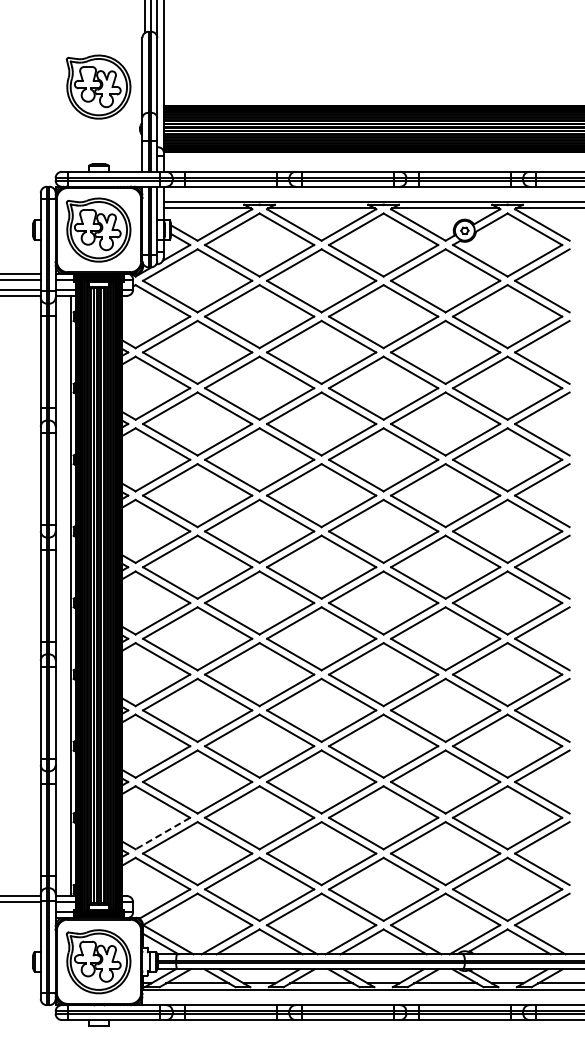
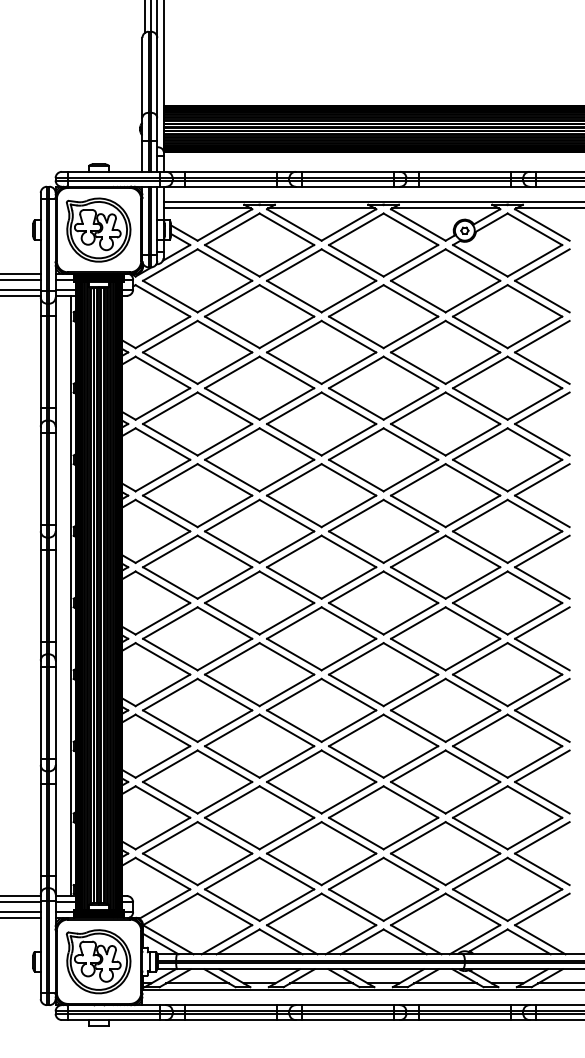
part: present -> none (98, 86)
line: dashed -> solid (162, 833)
line: none -> present (21, 912)
line: none -> present (21, 918)
